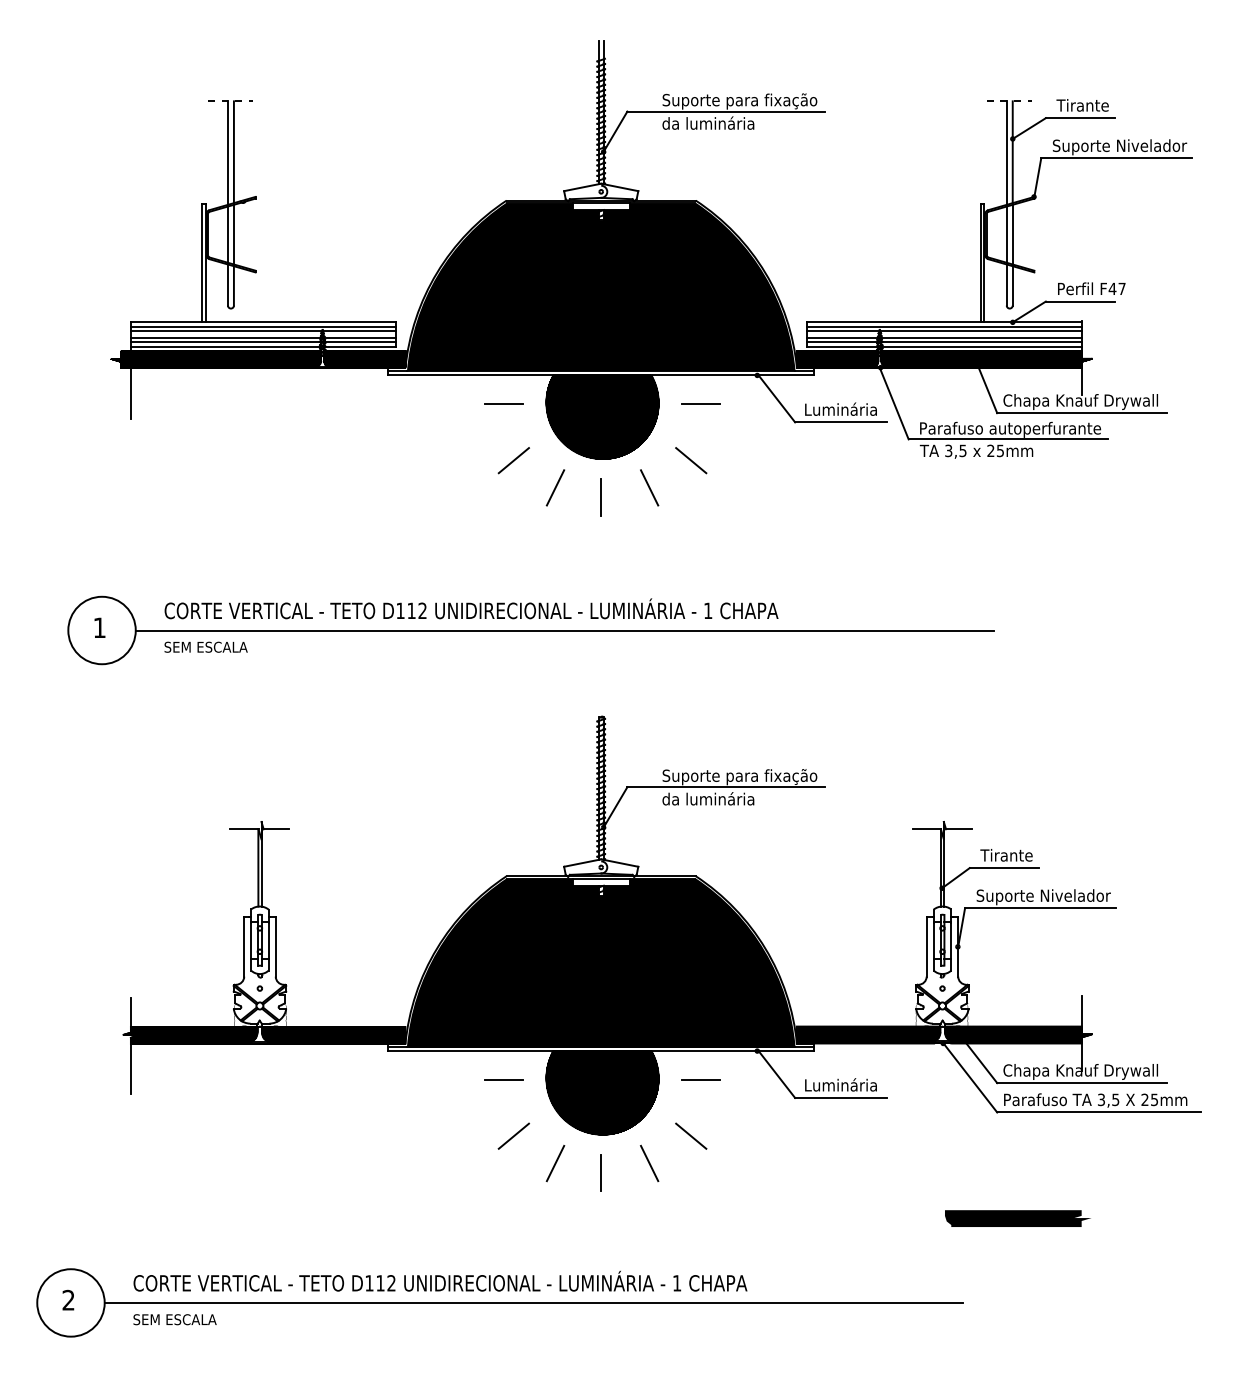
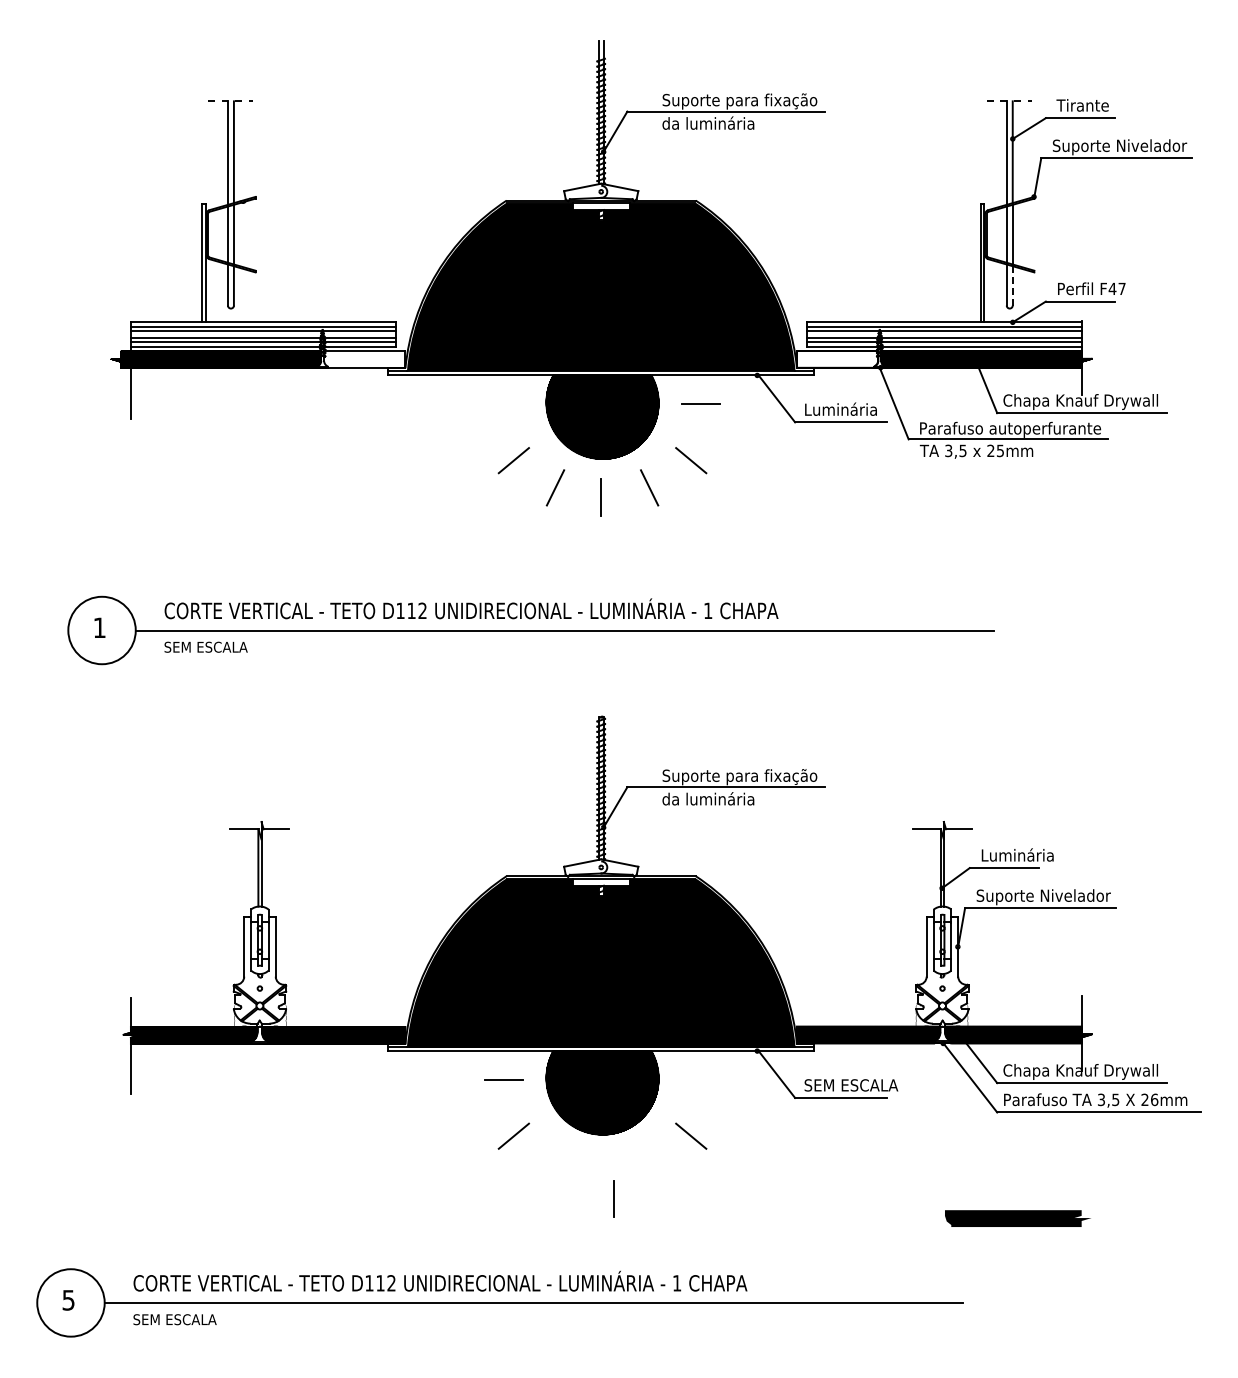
line: solid -> dashed (1012, 285)
hatch: present -> none (364, 358)
hatch: present -> none (837, 358)
line: present -> none (504, 404)
text: Tirante -> Luminária (1016, 854)
line: present -> none (700, 1079)
text: Luminária -> SEM ESCALA (851, 1084)
text: 25mm -> 26mm (1154, 1099)
line: present -> none (555, 1163)
line: present -> none (649, 1163)
line position: (600, 1172) -> (613, 1198) (613, 1198)
text: 2 -> 5 (68, 1299)
